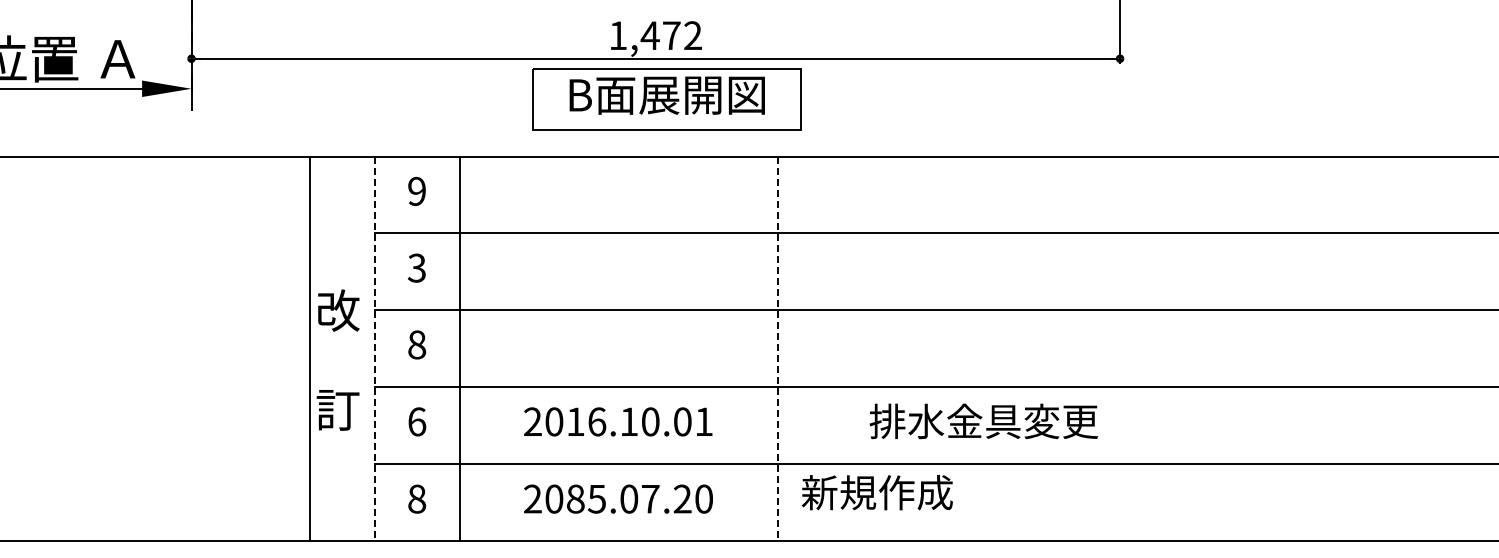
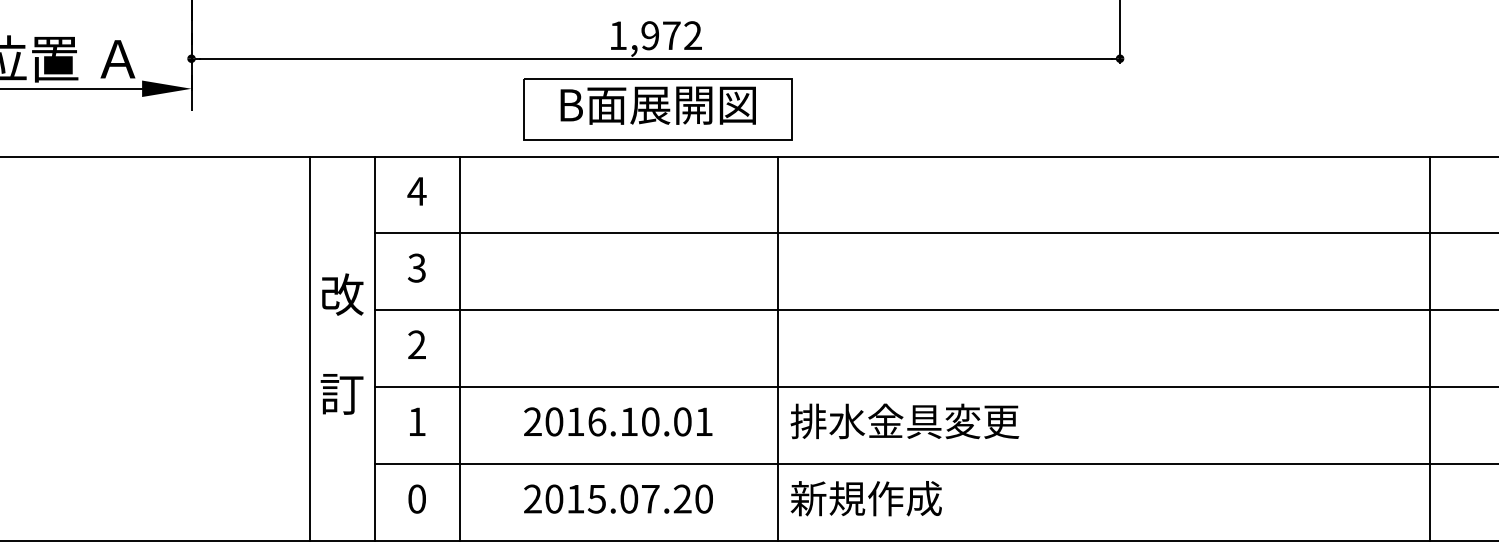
text: 1,472 -> 1,972 (649, 35)
part position: (666, 99) -> (657, 109) (657, 109)
text: 9 -> 4 (416, 190)
text: 8 -> 2 (417, 344)
line: none -> present (1430, 348)
line: dashed -> solid (374, 349)
line: dashed -> solid (777, 349)
text position: (337, 359) -> (341, 343) (341, 343)
text: 6 -> 1 (417, 421)
text position: (983, 421) -> (904, 421) (904, 421)
text position: (876, 492) -> (865, 498) (865, 498)
text: 2085.07.20 -> 2015.07.20 (575, 498)
text: 8 -> 0 (417, 499)
